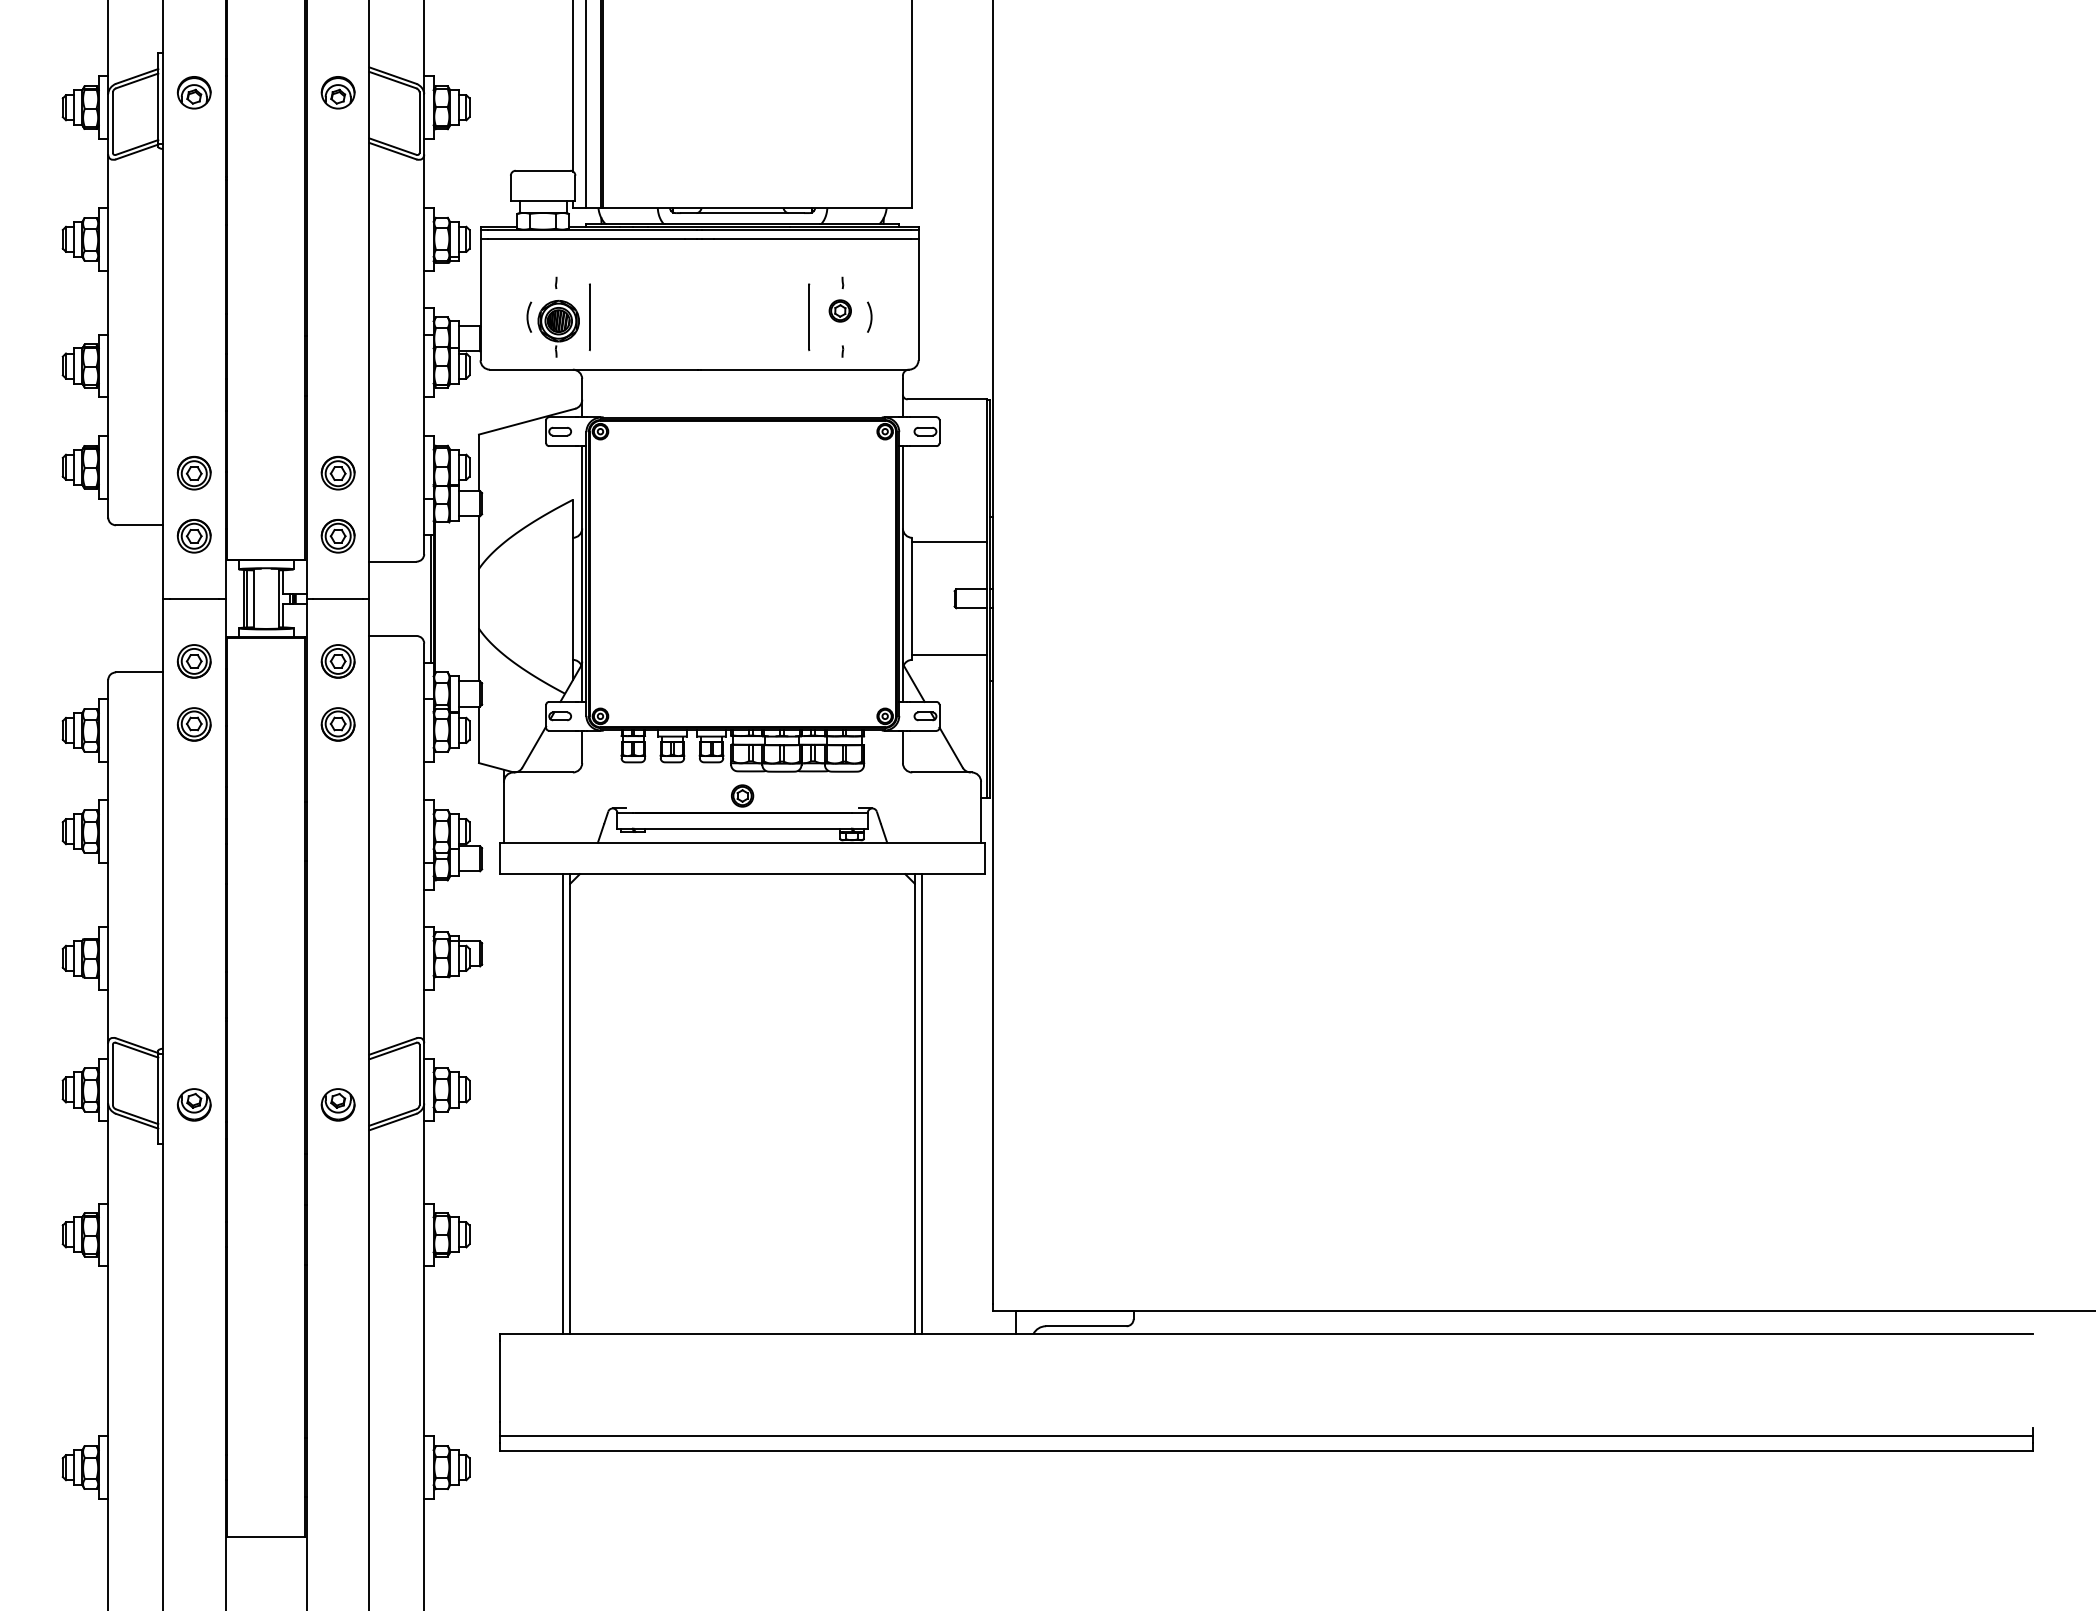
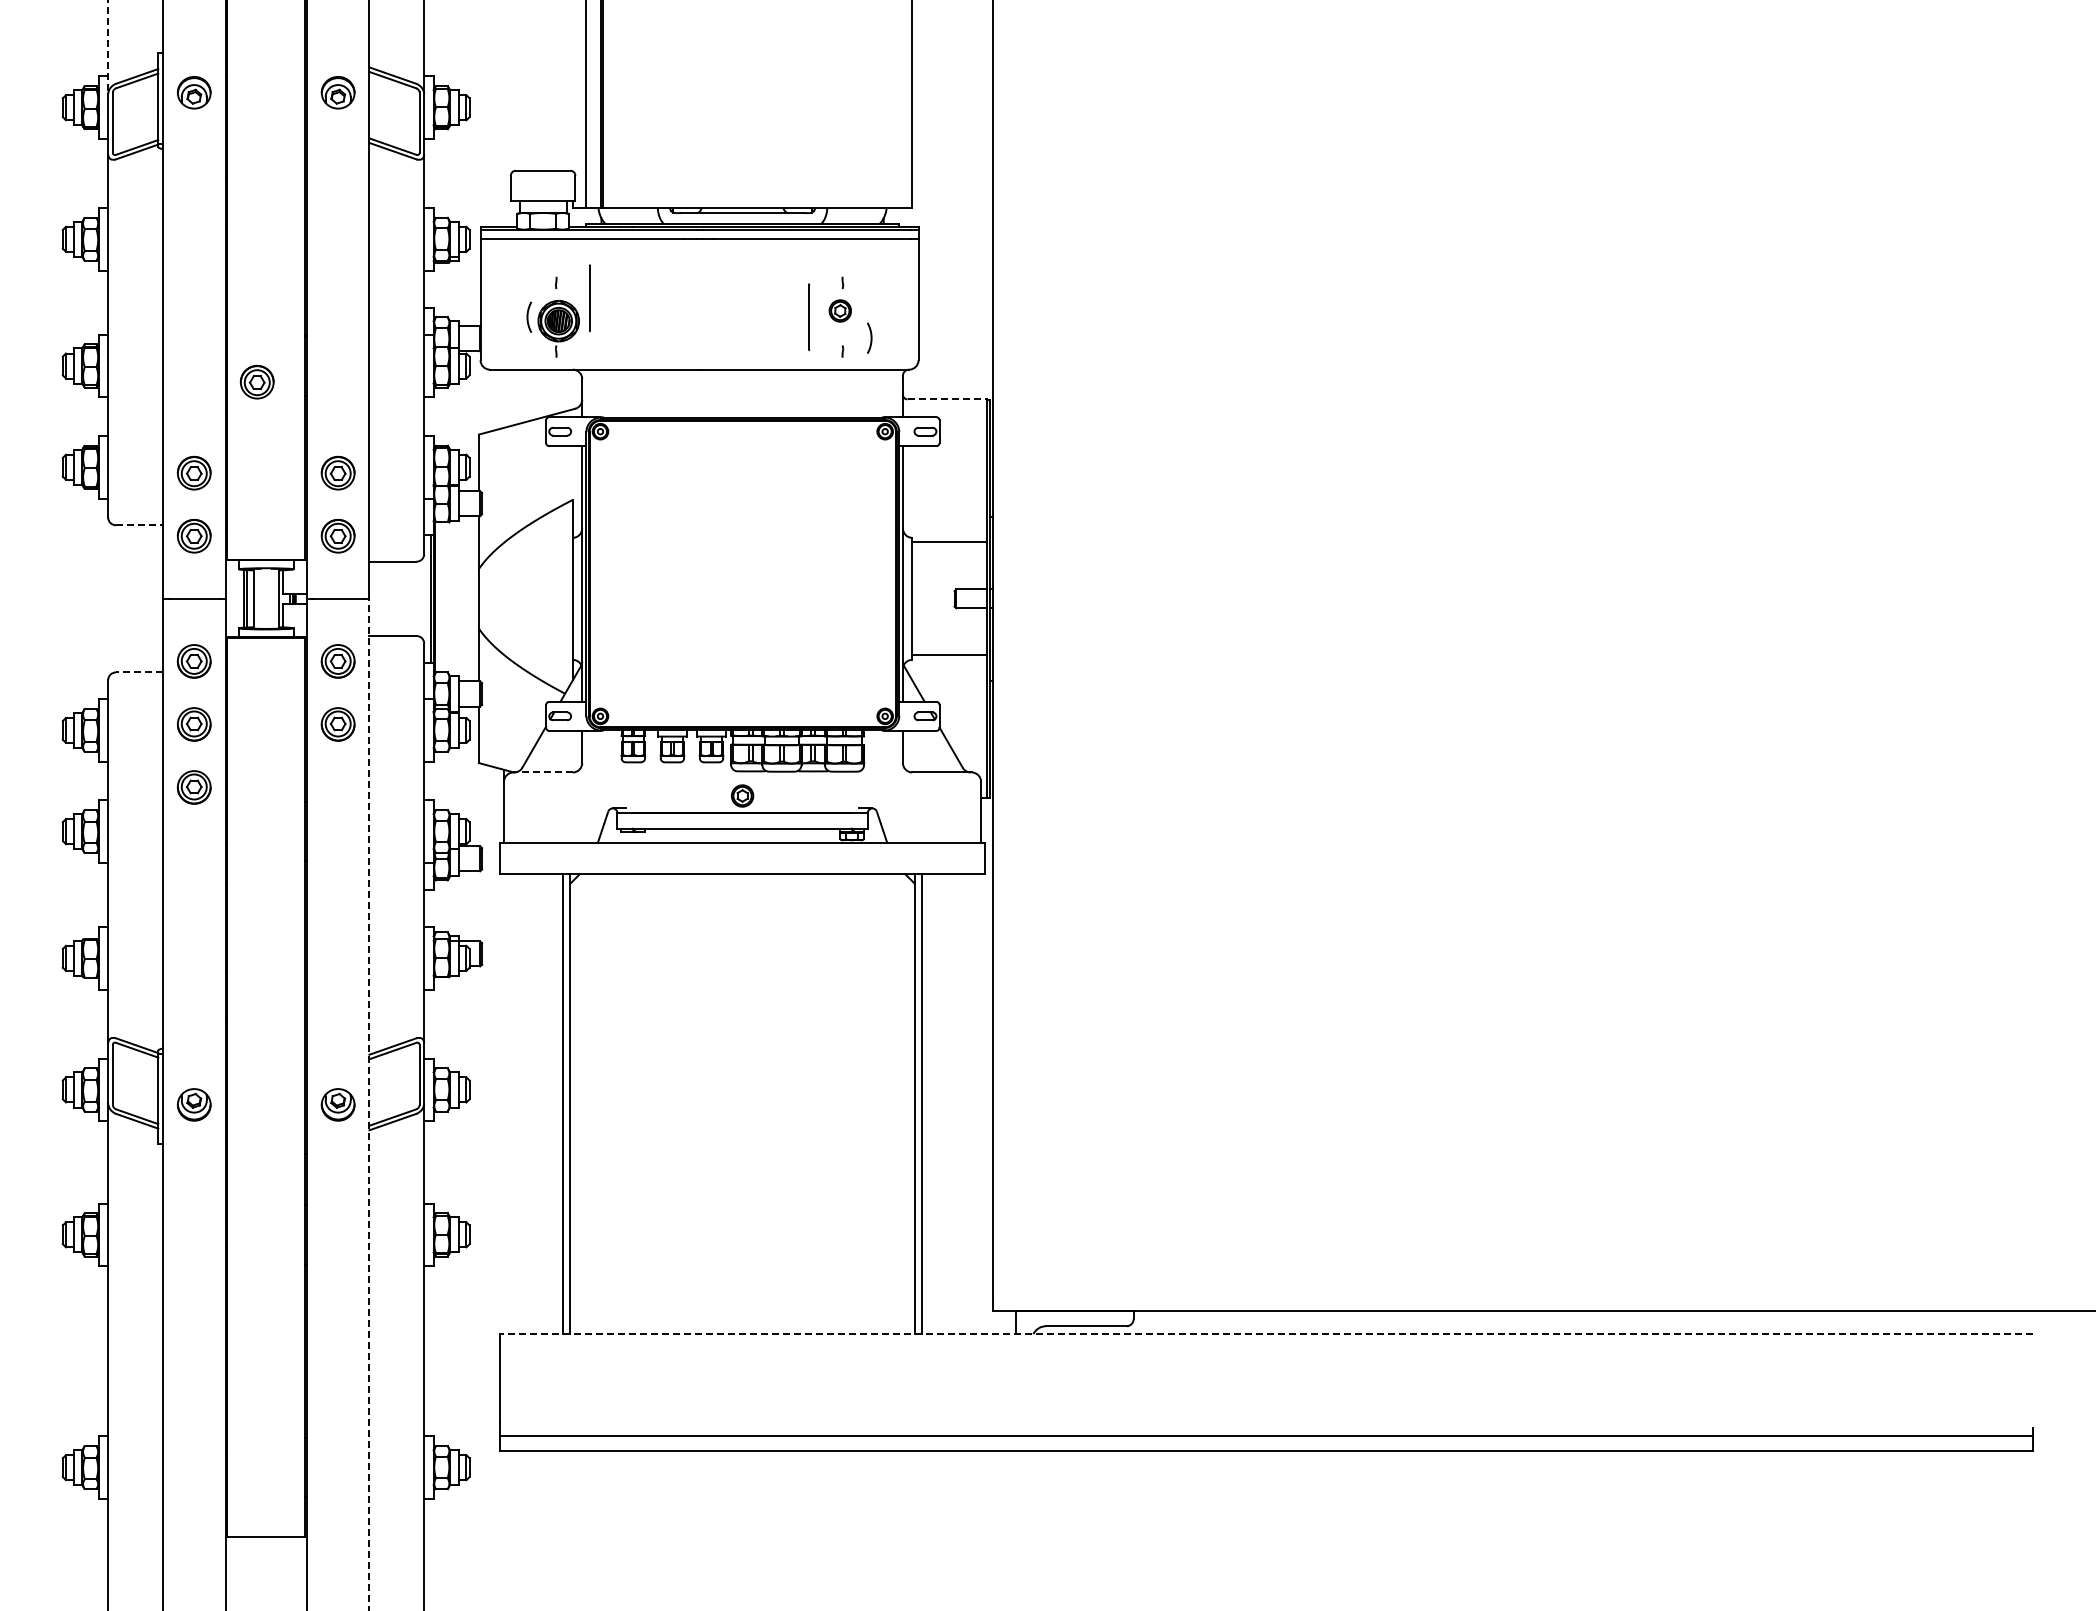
line: solid -> dashed (108, 47)
line: present -> none (573, 86)
arc position: (870, 316) -> (870, 337) (870, 337)
line position: (589, 317) -> (589, 298) (589, 298)
part: none -> present (256, 381)
line: solid -> dashed (947, 399)
line: solid -> dashed (140, 525)
line: solid -> dashed (139, 672)
line: solid -> dashed (543, 772)
part: none -> present (193, 787)
line: solid -> dashed (369, 1104)
line: solid -> dashed (1266, 1334)
